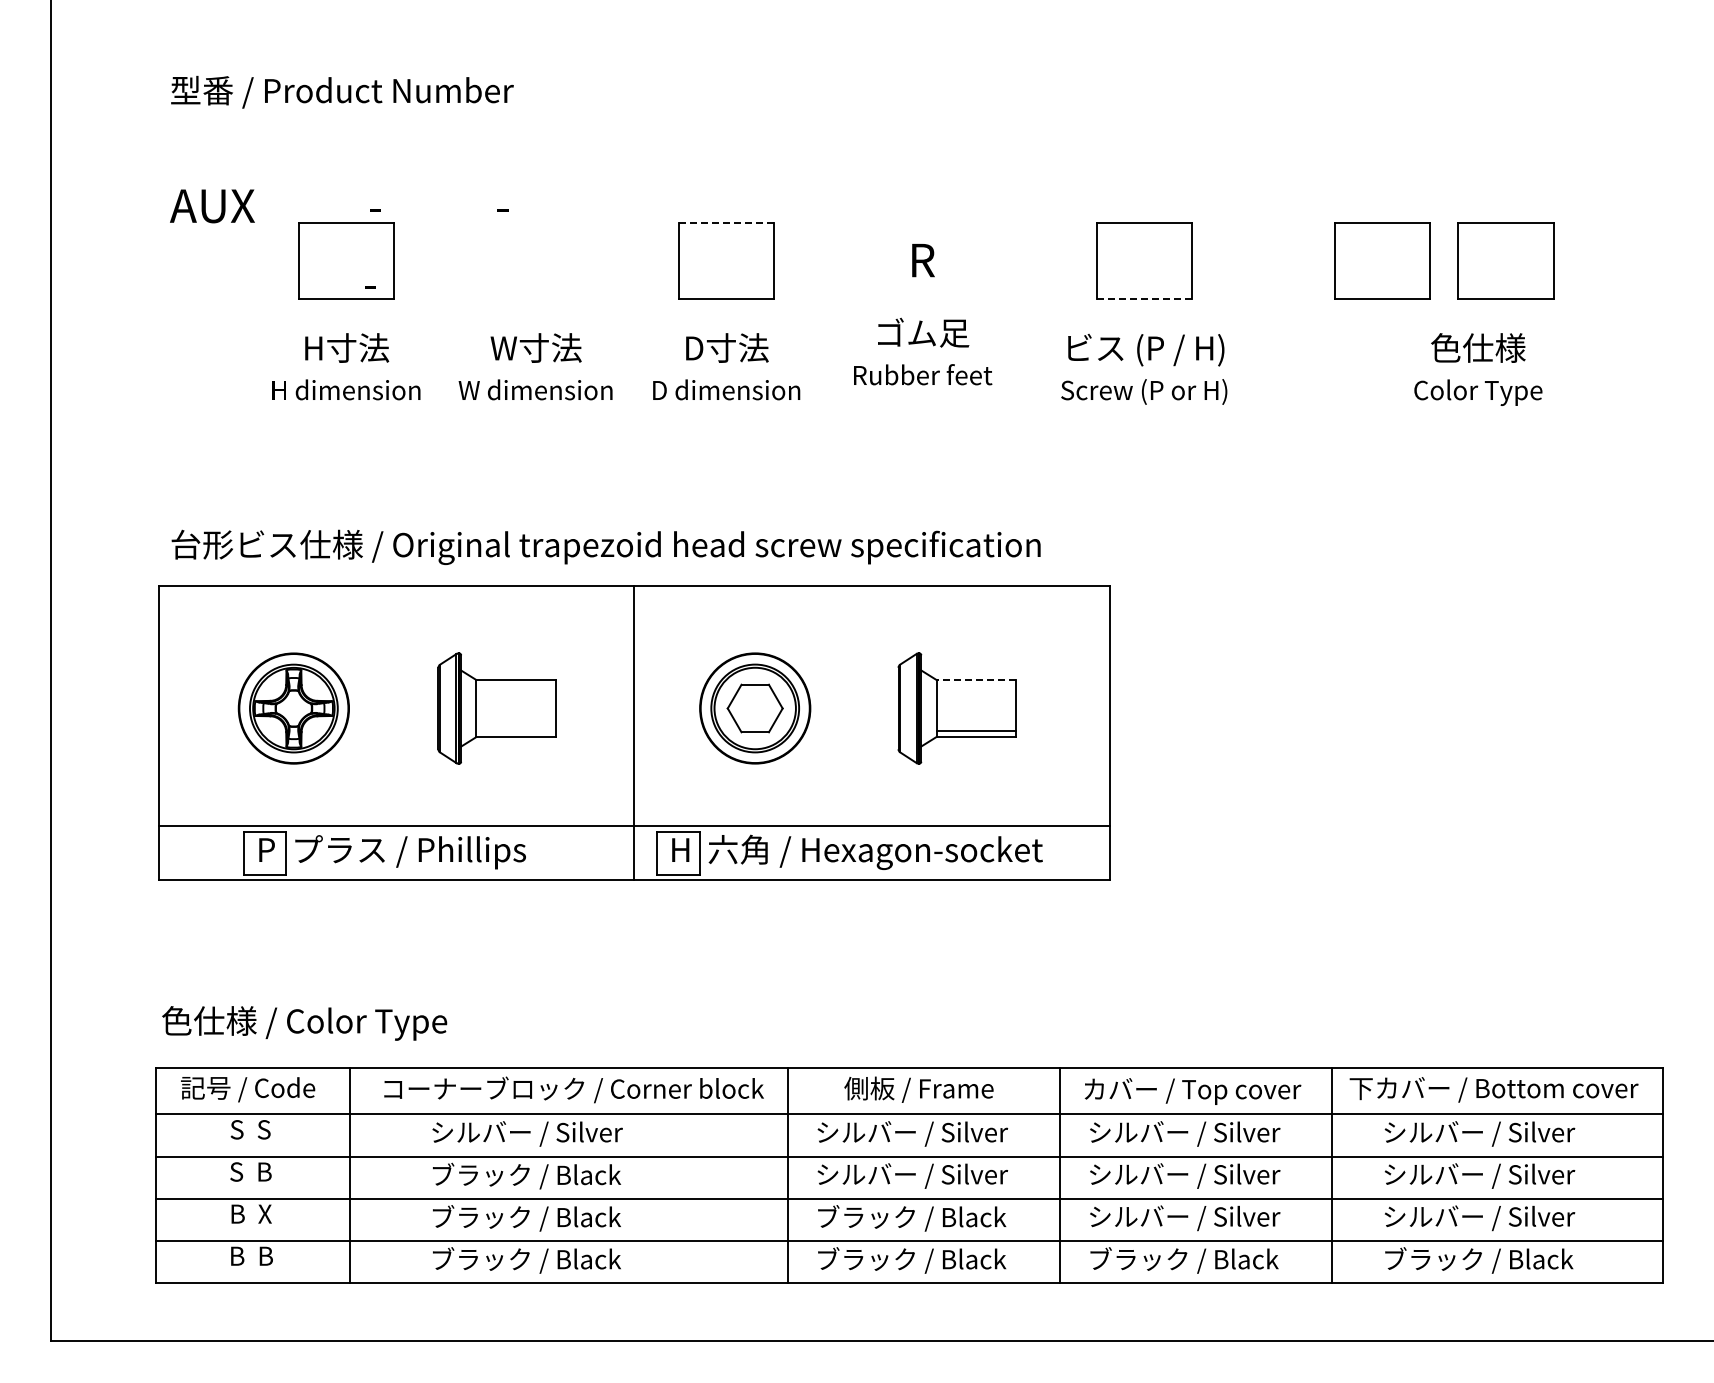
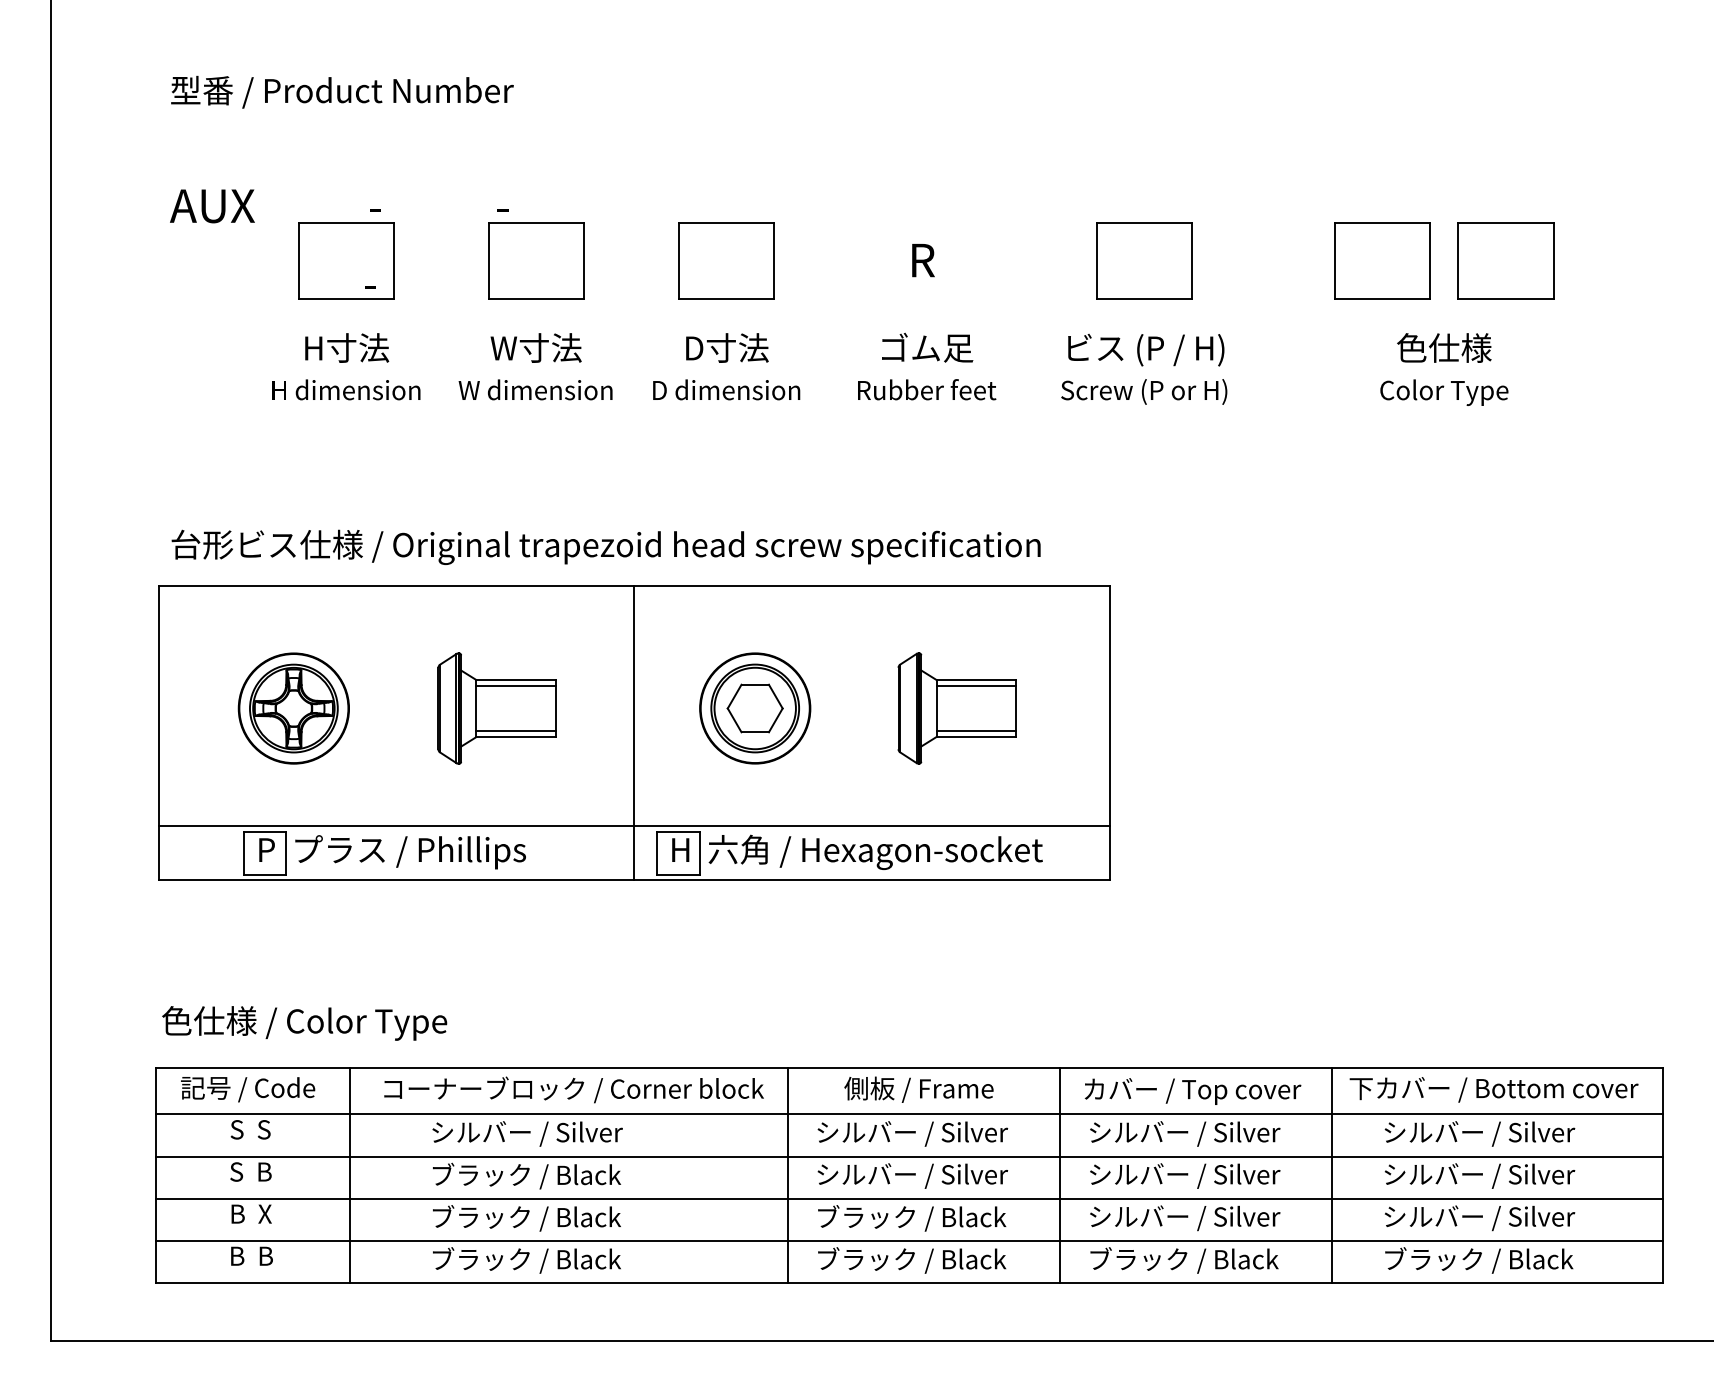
line: dashed -> solid (726, 222)
part: none -> present (536, 260)
line: dashed -> solid (1144, 298)
text position: (923, 351) -> (927, 366) (927, 366)
text position: (1478, 369) -> (1444, 369) (1444, 369)
line: dashed -> solid (976, 679)
line: none -> present (516, 685)
line: none -> present (976, 685)
line: none -> present (516, 731)
